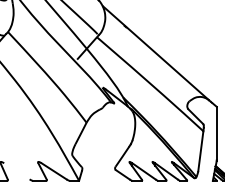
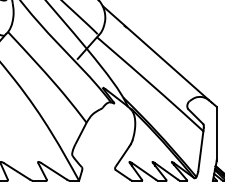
line: none -> present (16, 171)
